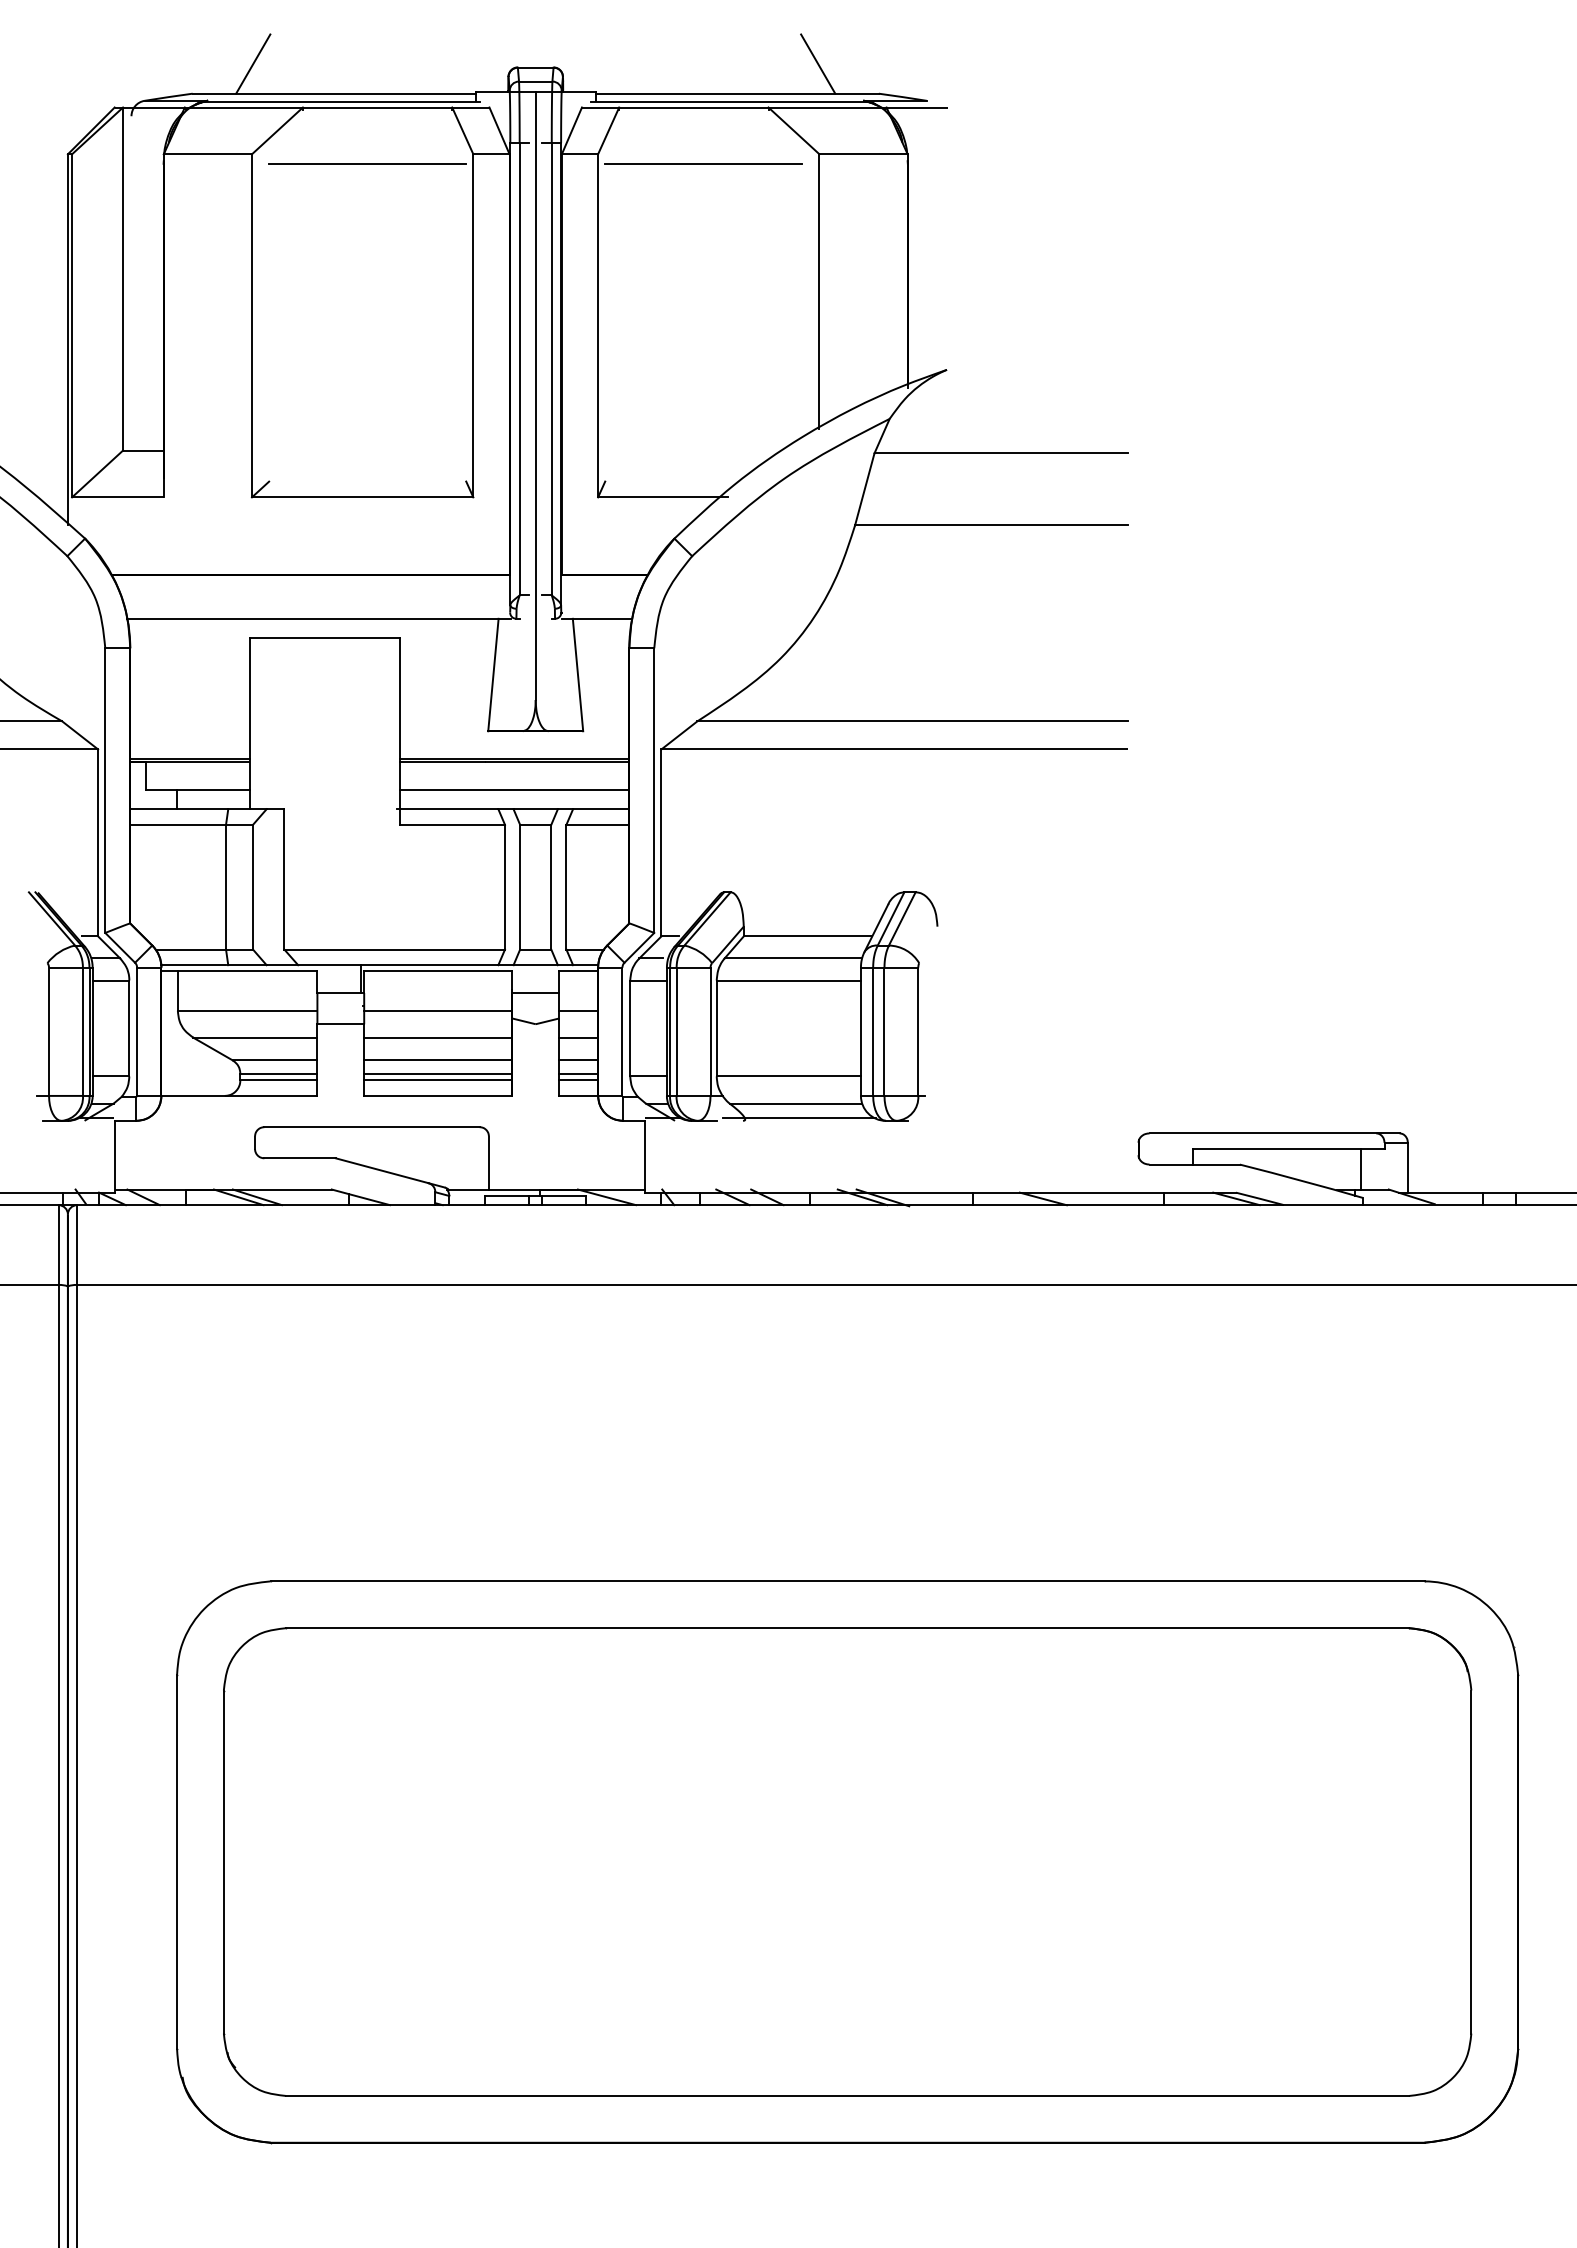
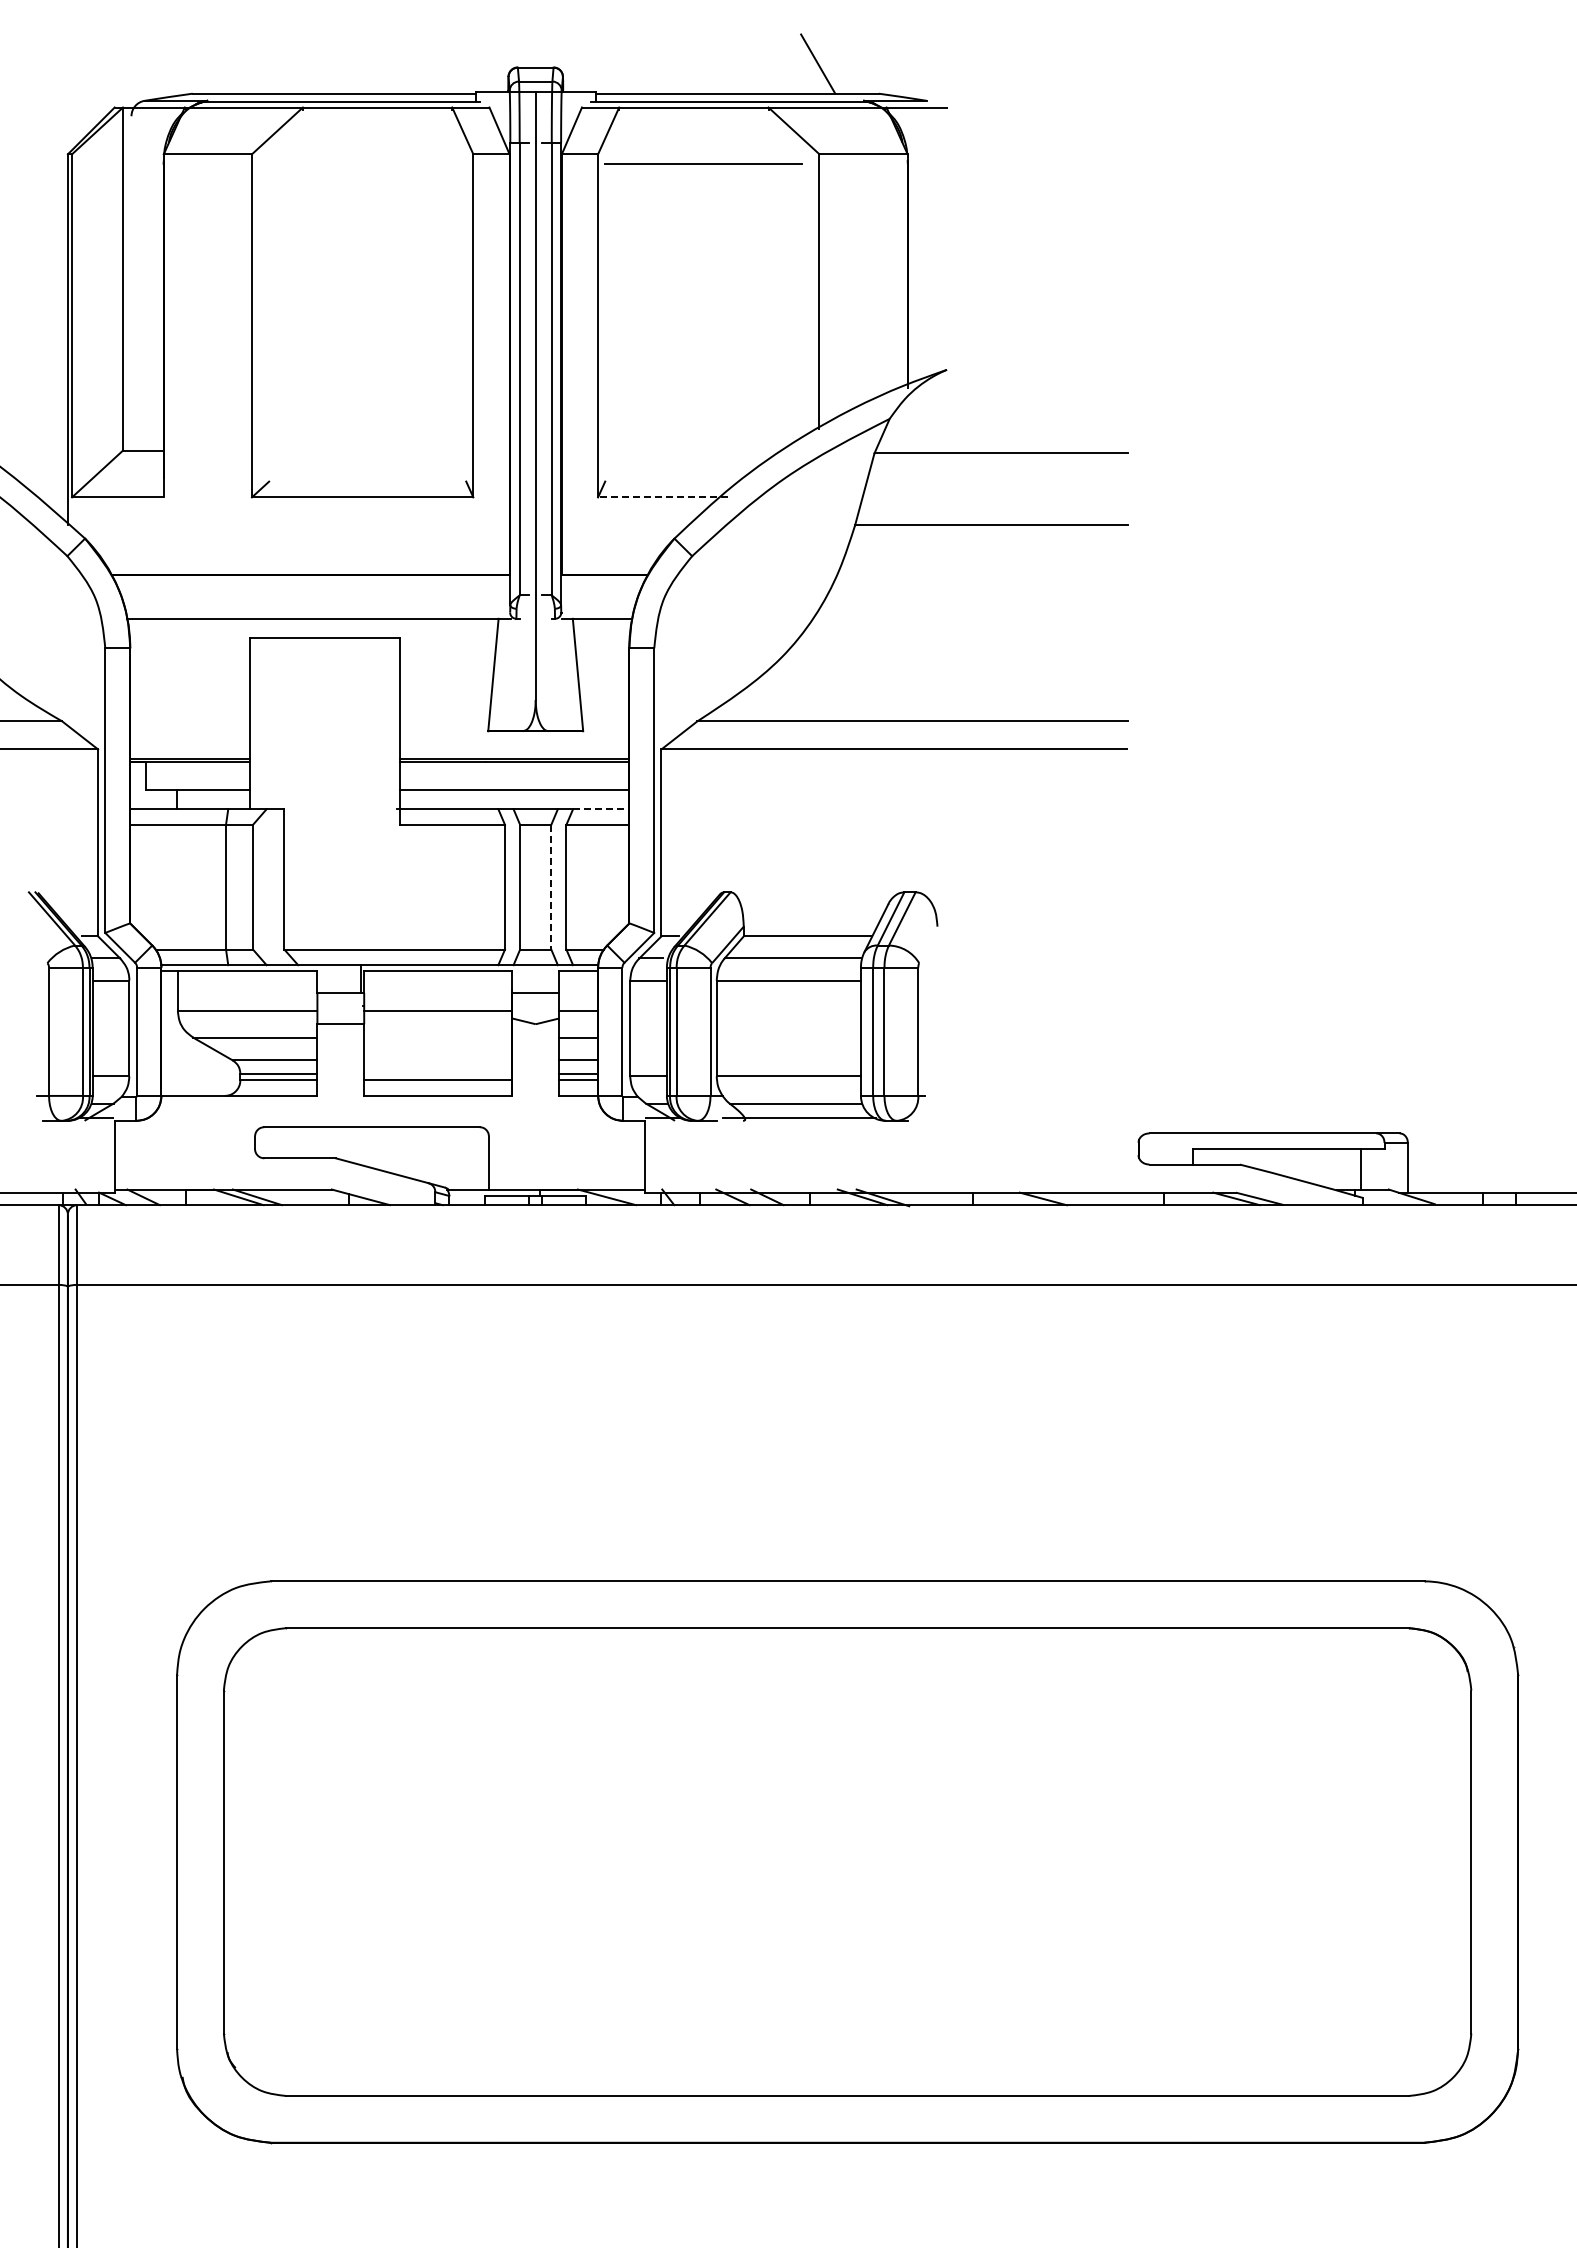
line: present -> none (253, 63)
line: present -> none (367, 163)
line: solid -> dashed (662, 497)
line: solid -> dashed (601, 809)
line: solid -> dashed (551, 887)
line: present -> none (438, 1037)
line: present -> none (438, 1060)
line: present -> none (438, 1073)
